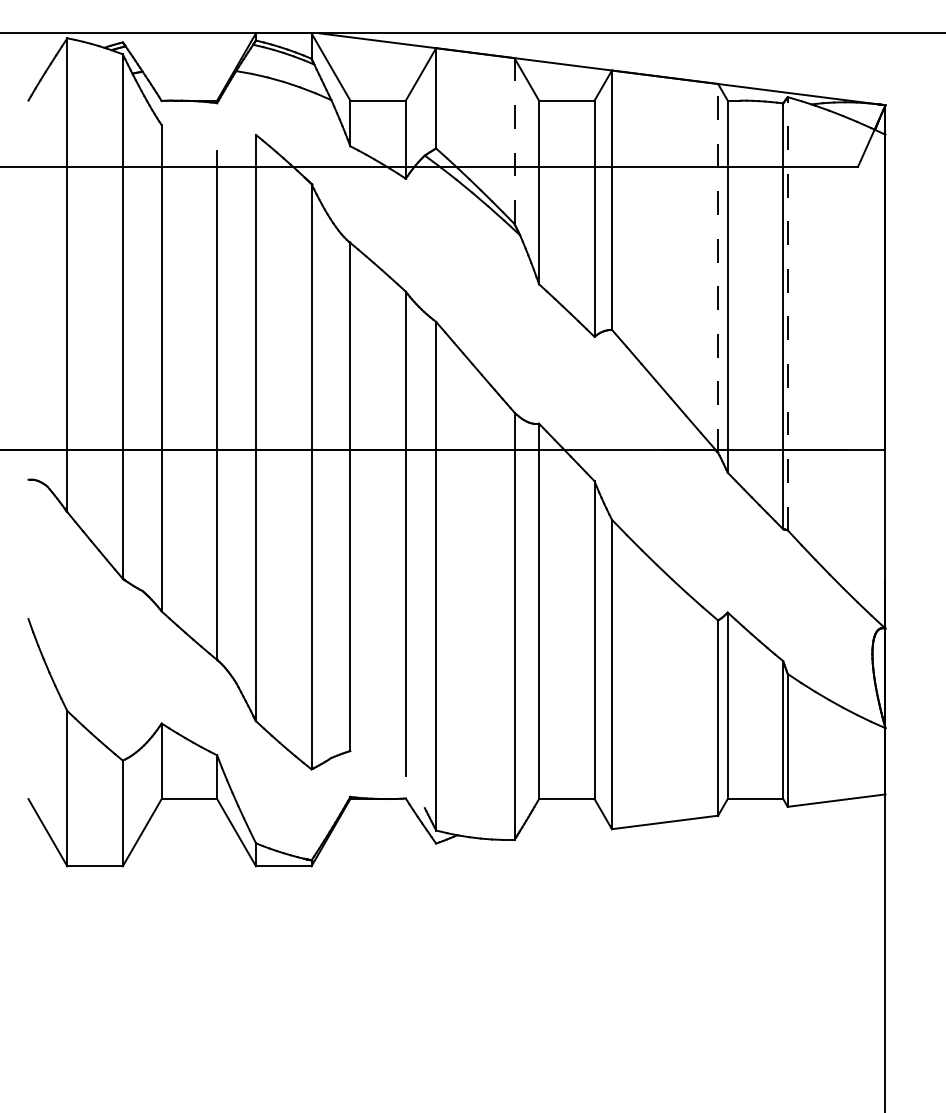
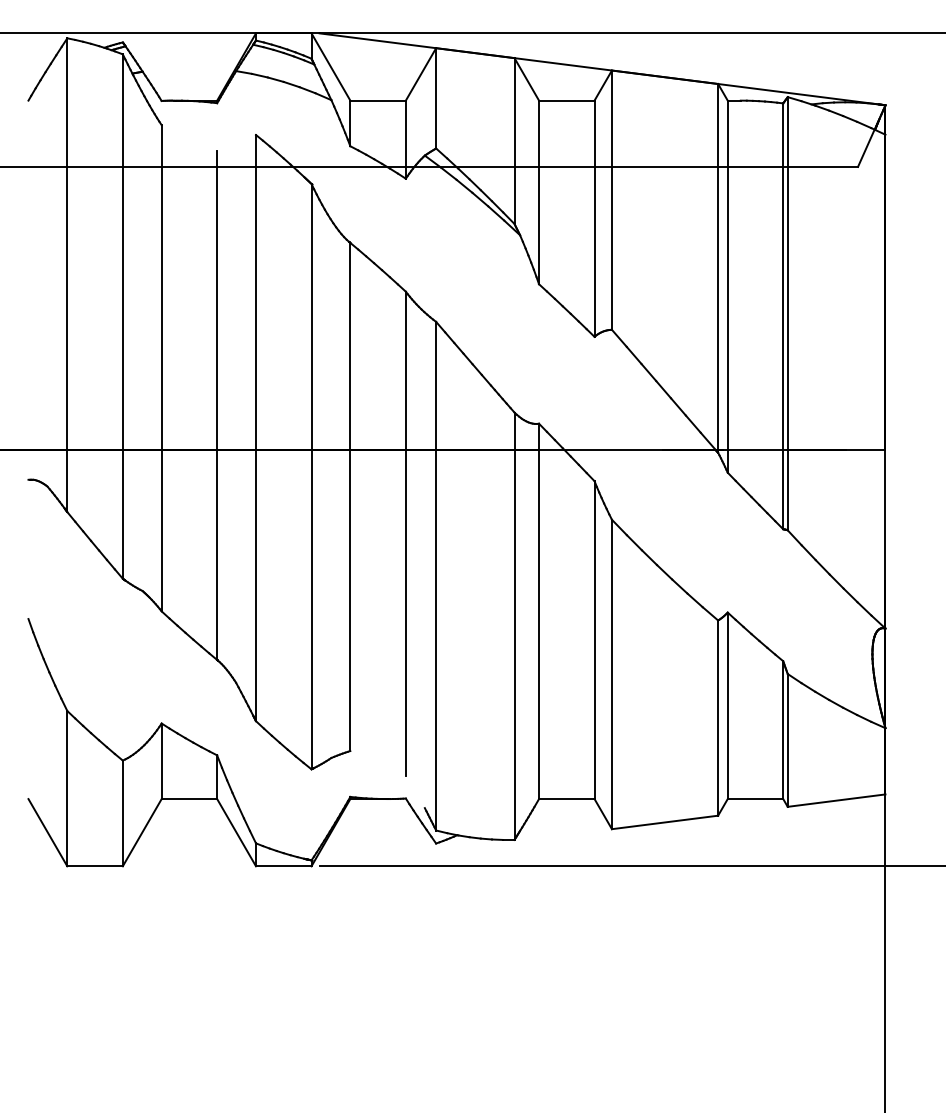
line: dashed -> solid (514, 141)
line: dashed -> solid (718, 267)
line: dashed -> solid (787, 313)
line: none -> present (630, 866)
